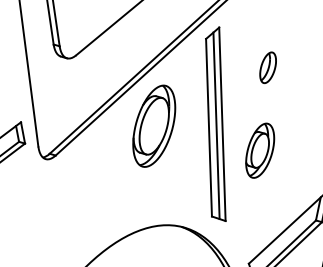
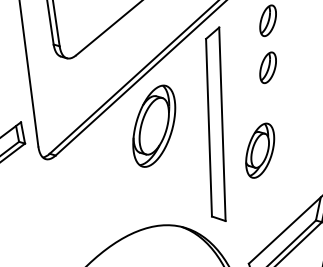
part: none -> present (267, 20)
line: present -> none (216, 125)
